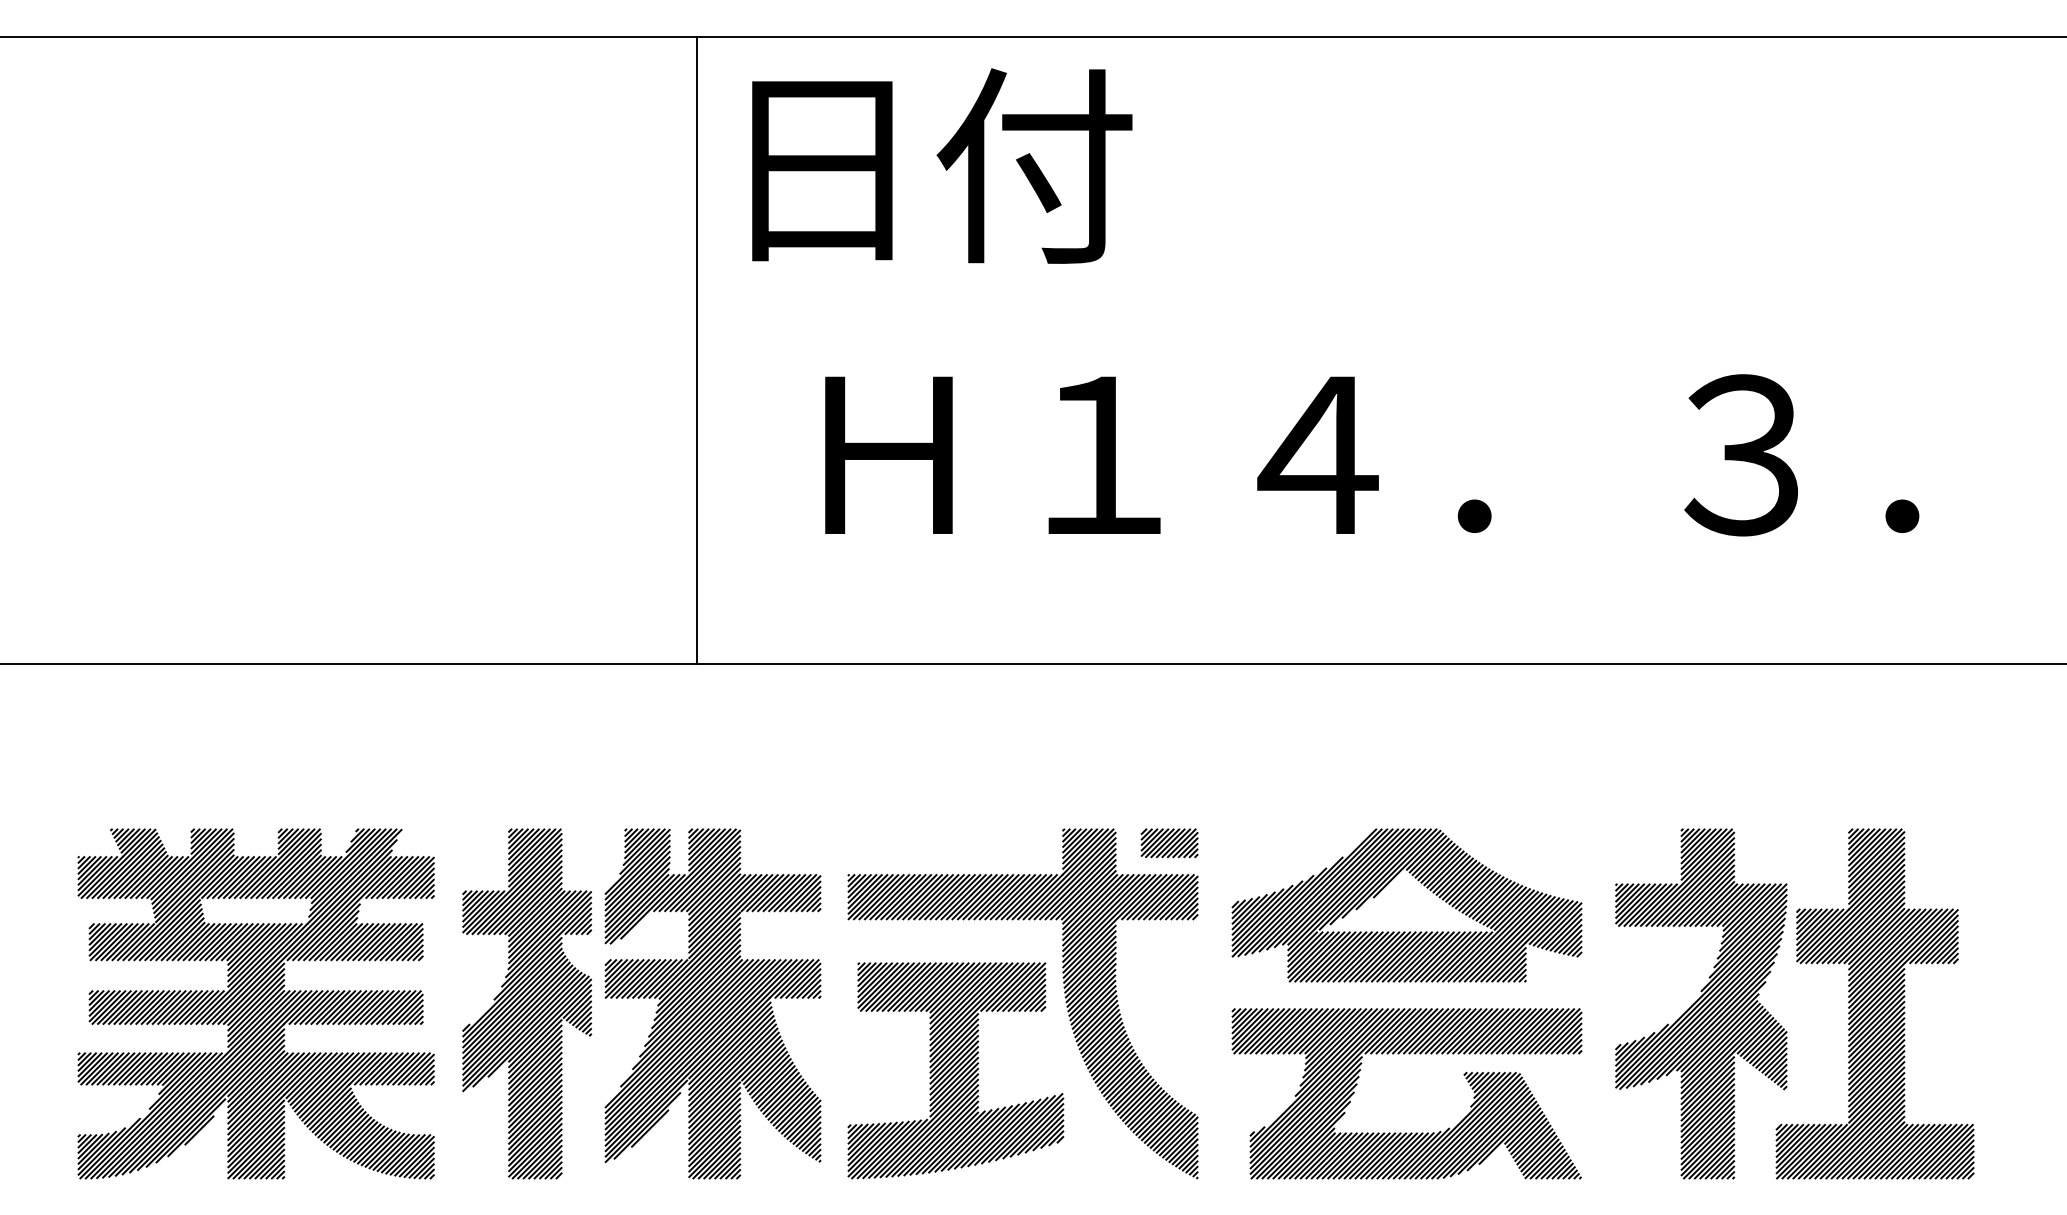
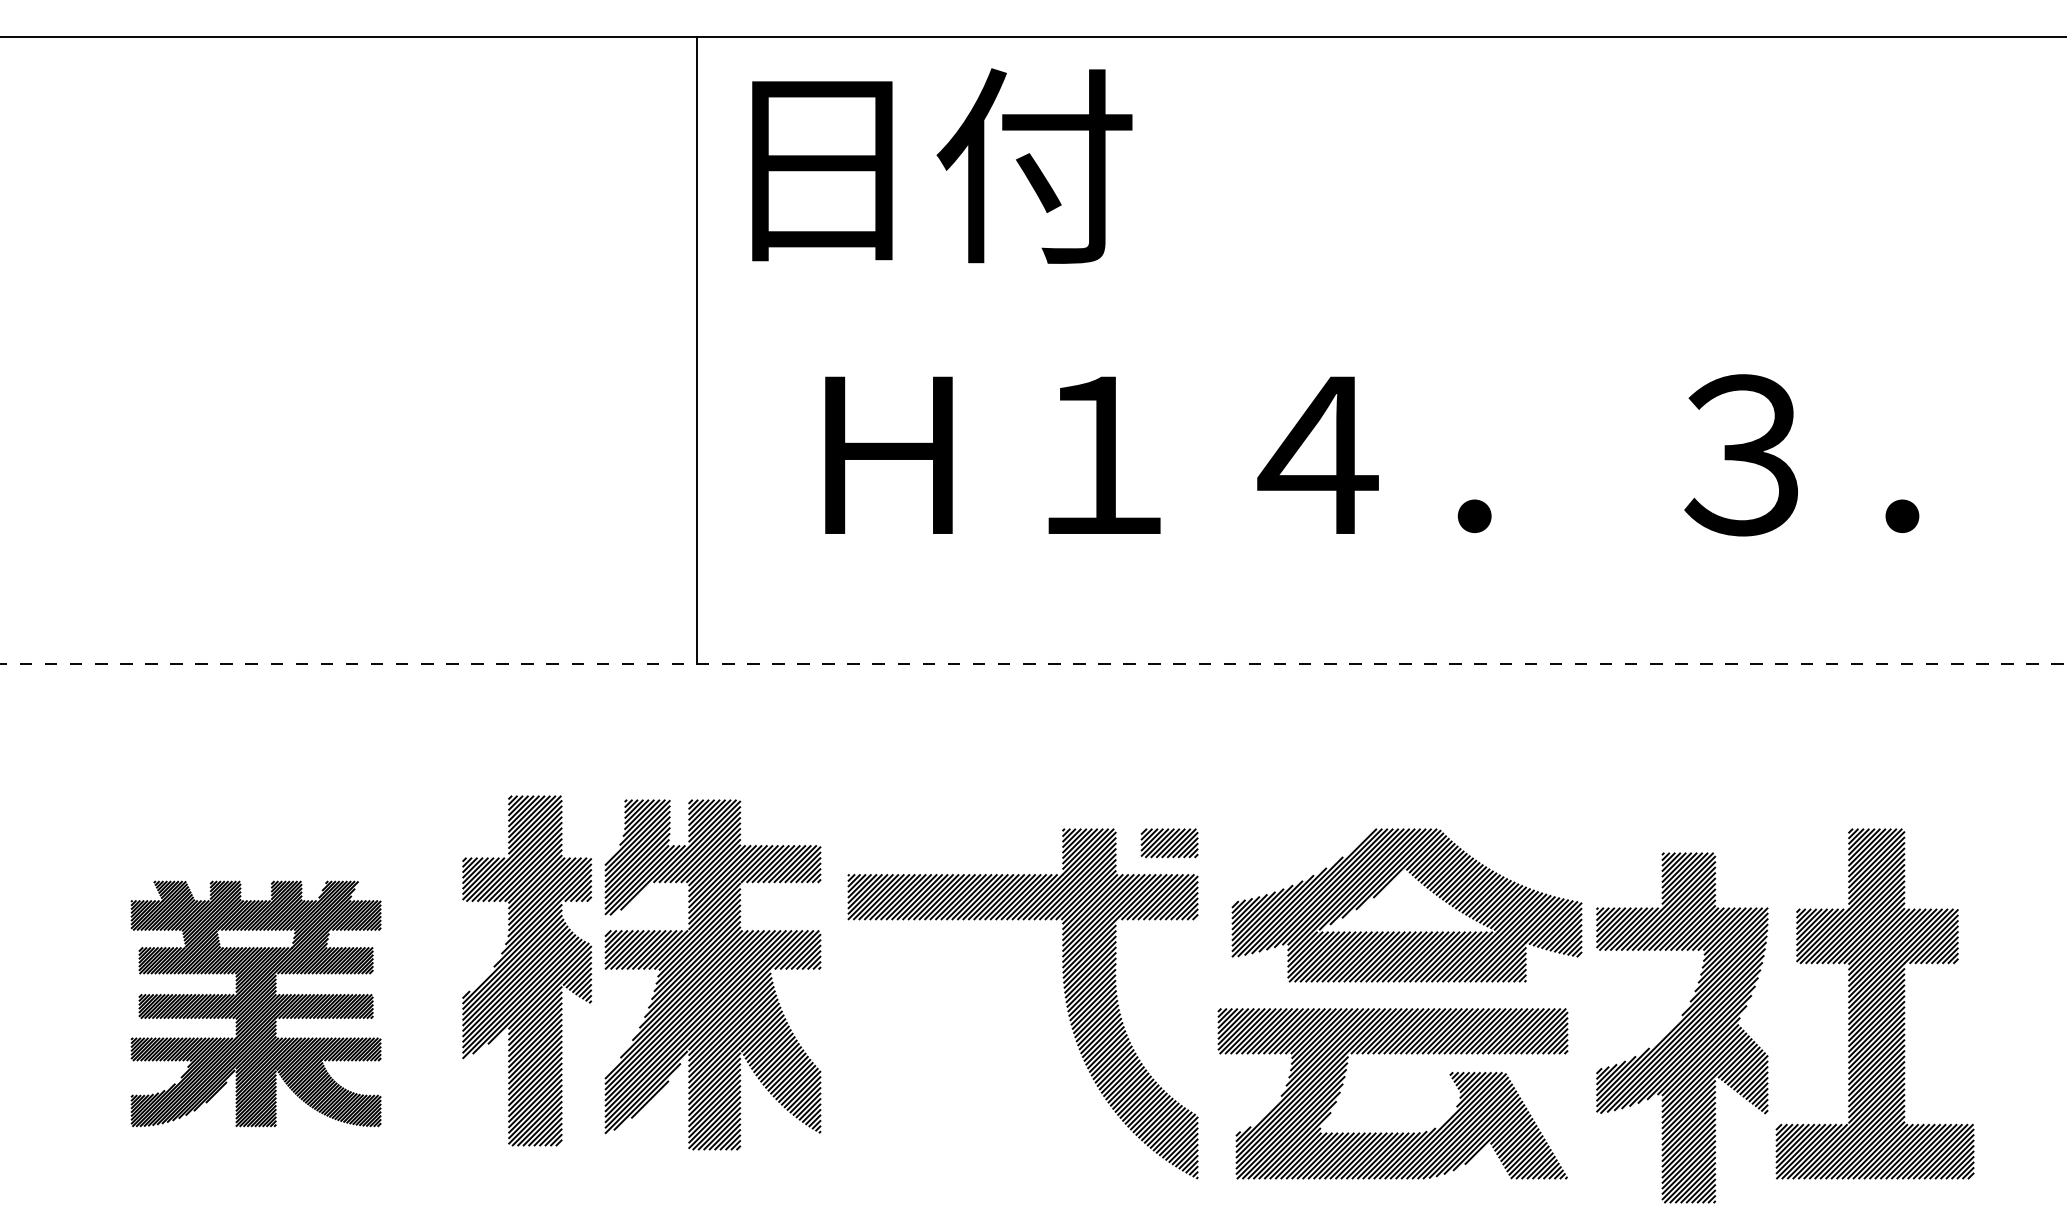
line: solid -> dashed (1033, 663)
part size: 358x352 px -> 252x248 px (255, 1003)
part position: (527, 1003) -> (527, 970) (527, 970)
part position: (712, 1003) -> (712, 974) (712, 974)
part position: (1701, 1003) -> (1682, 1027) (1682, 1027)
part: present -> none (955, 1070)
part position: (1406, 1132) -> (1392, 1132) (1392, 1132)
